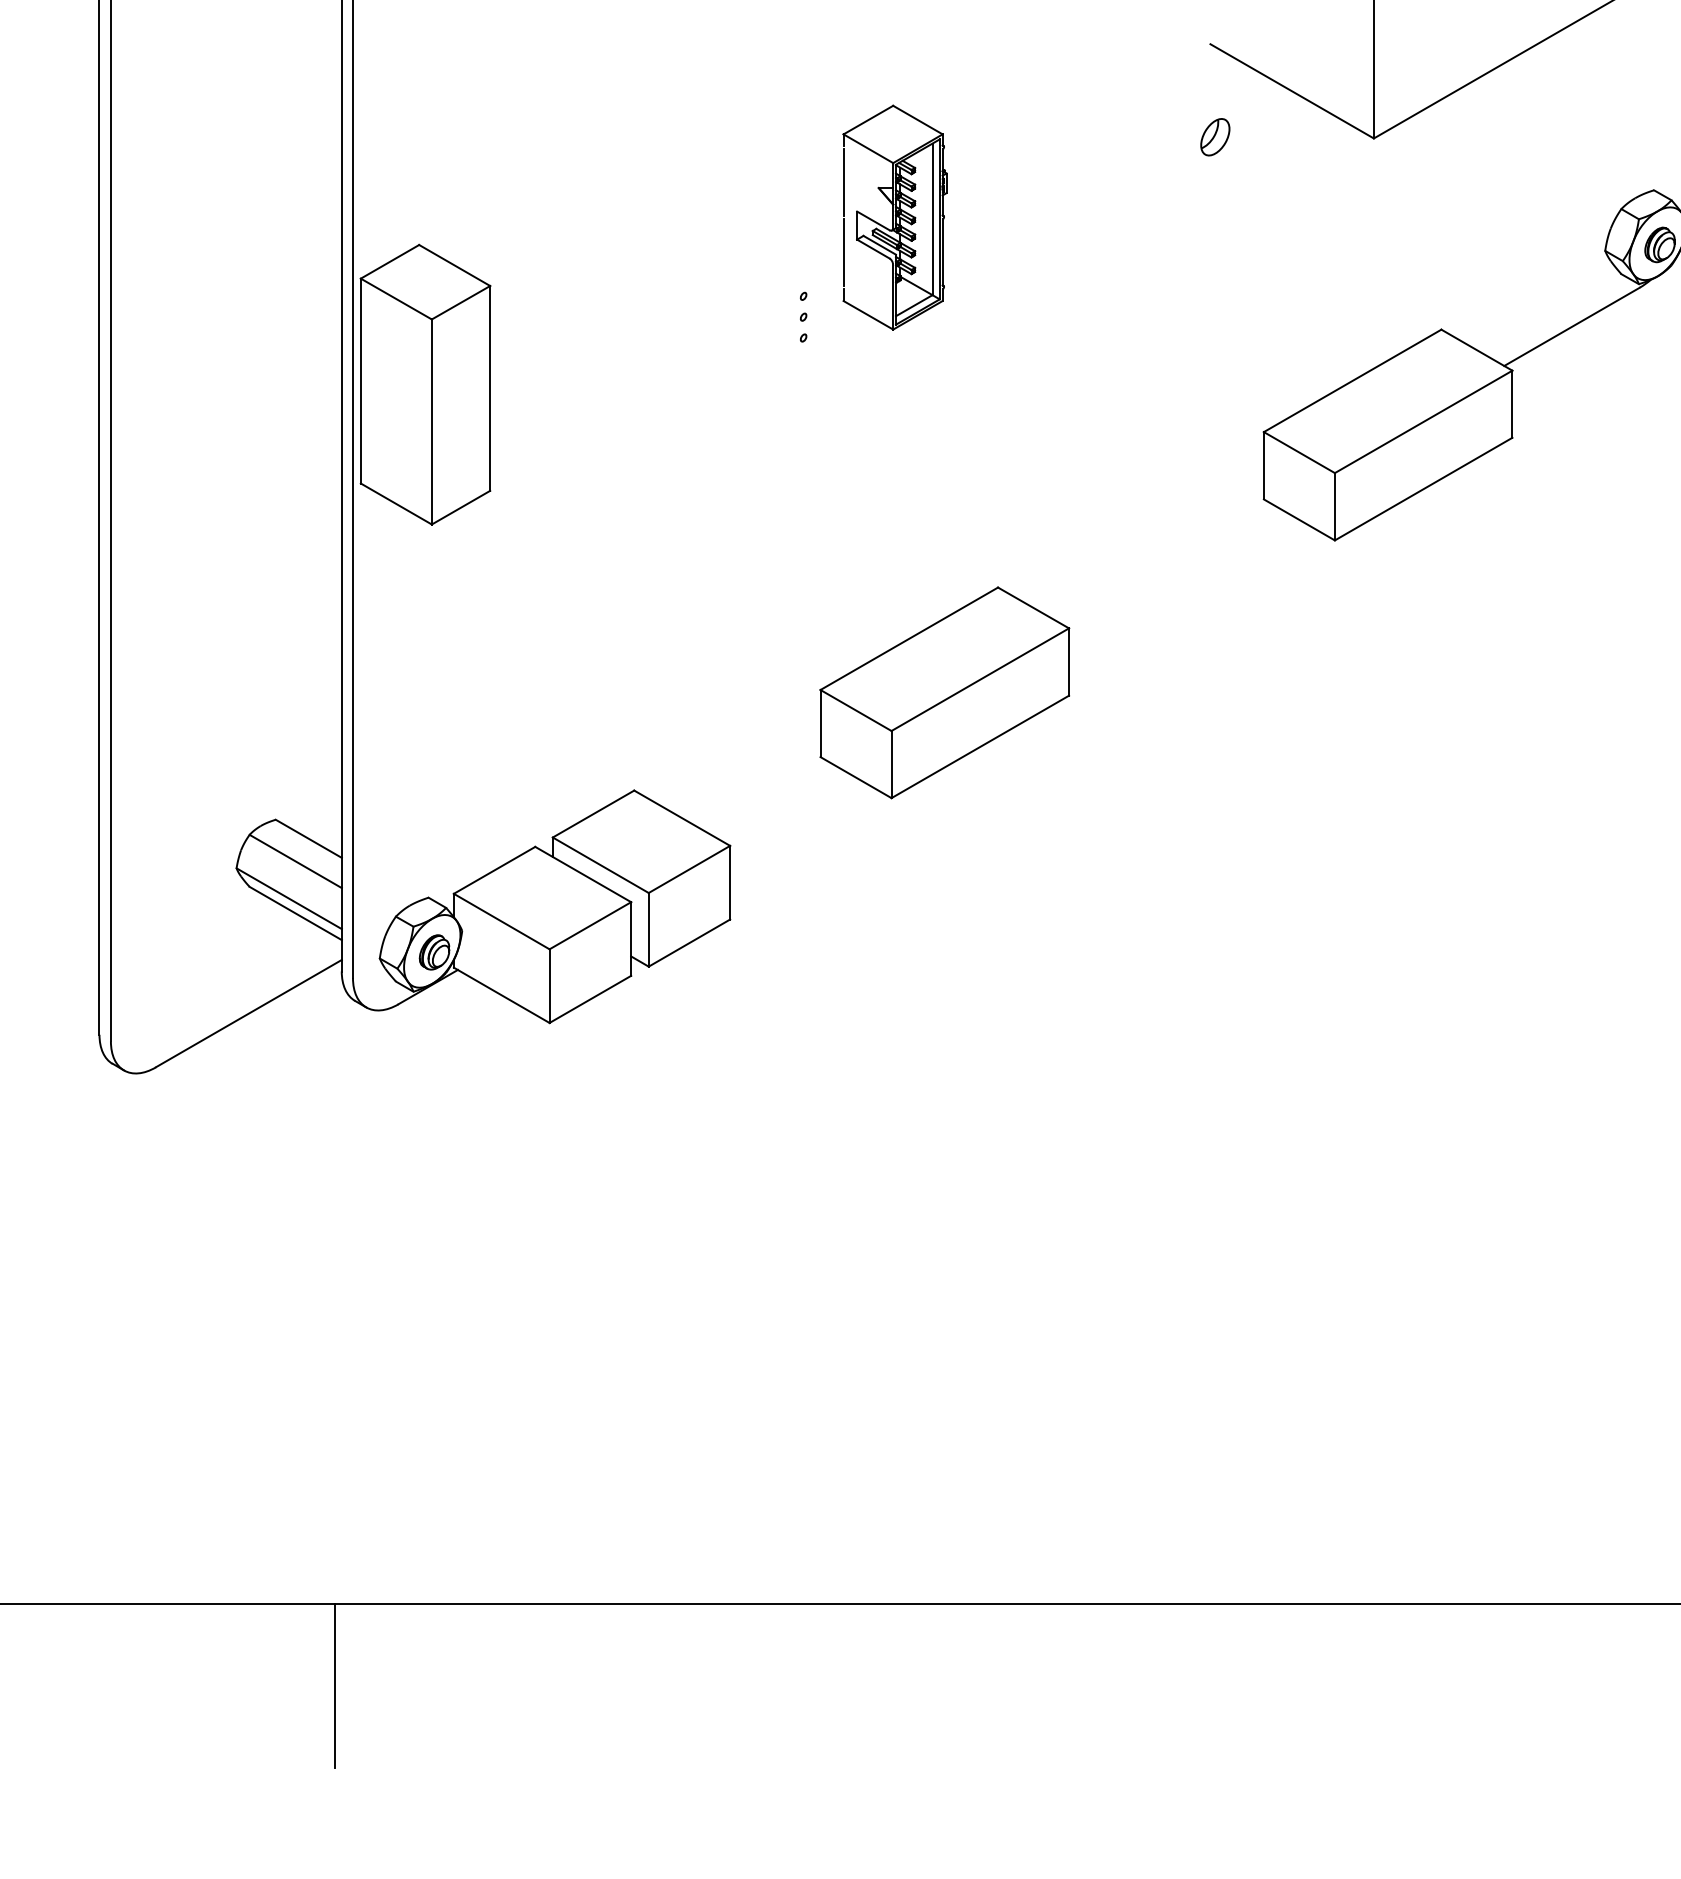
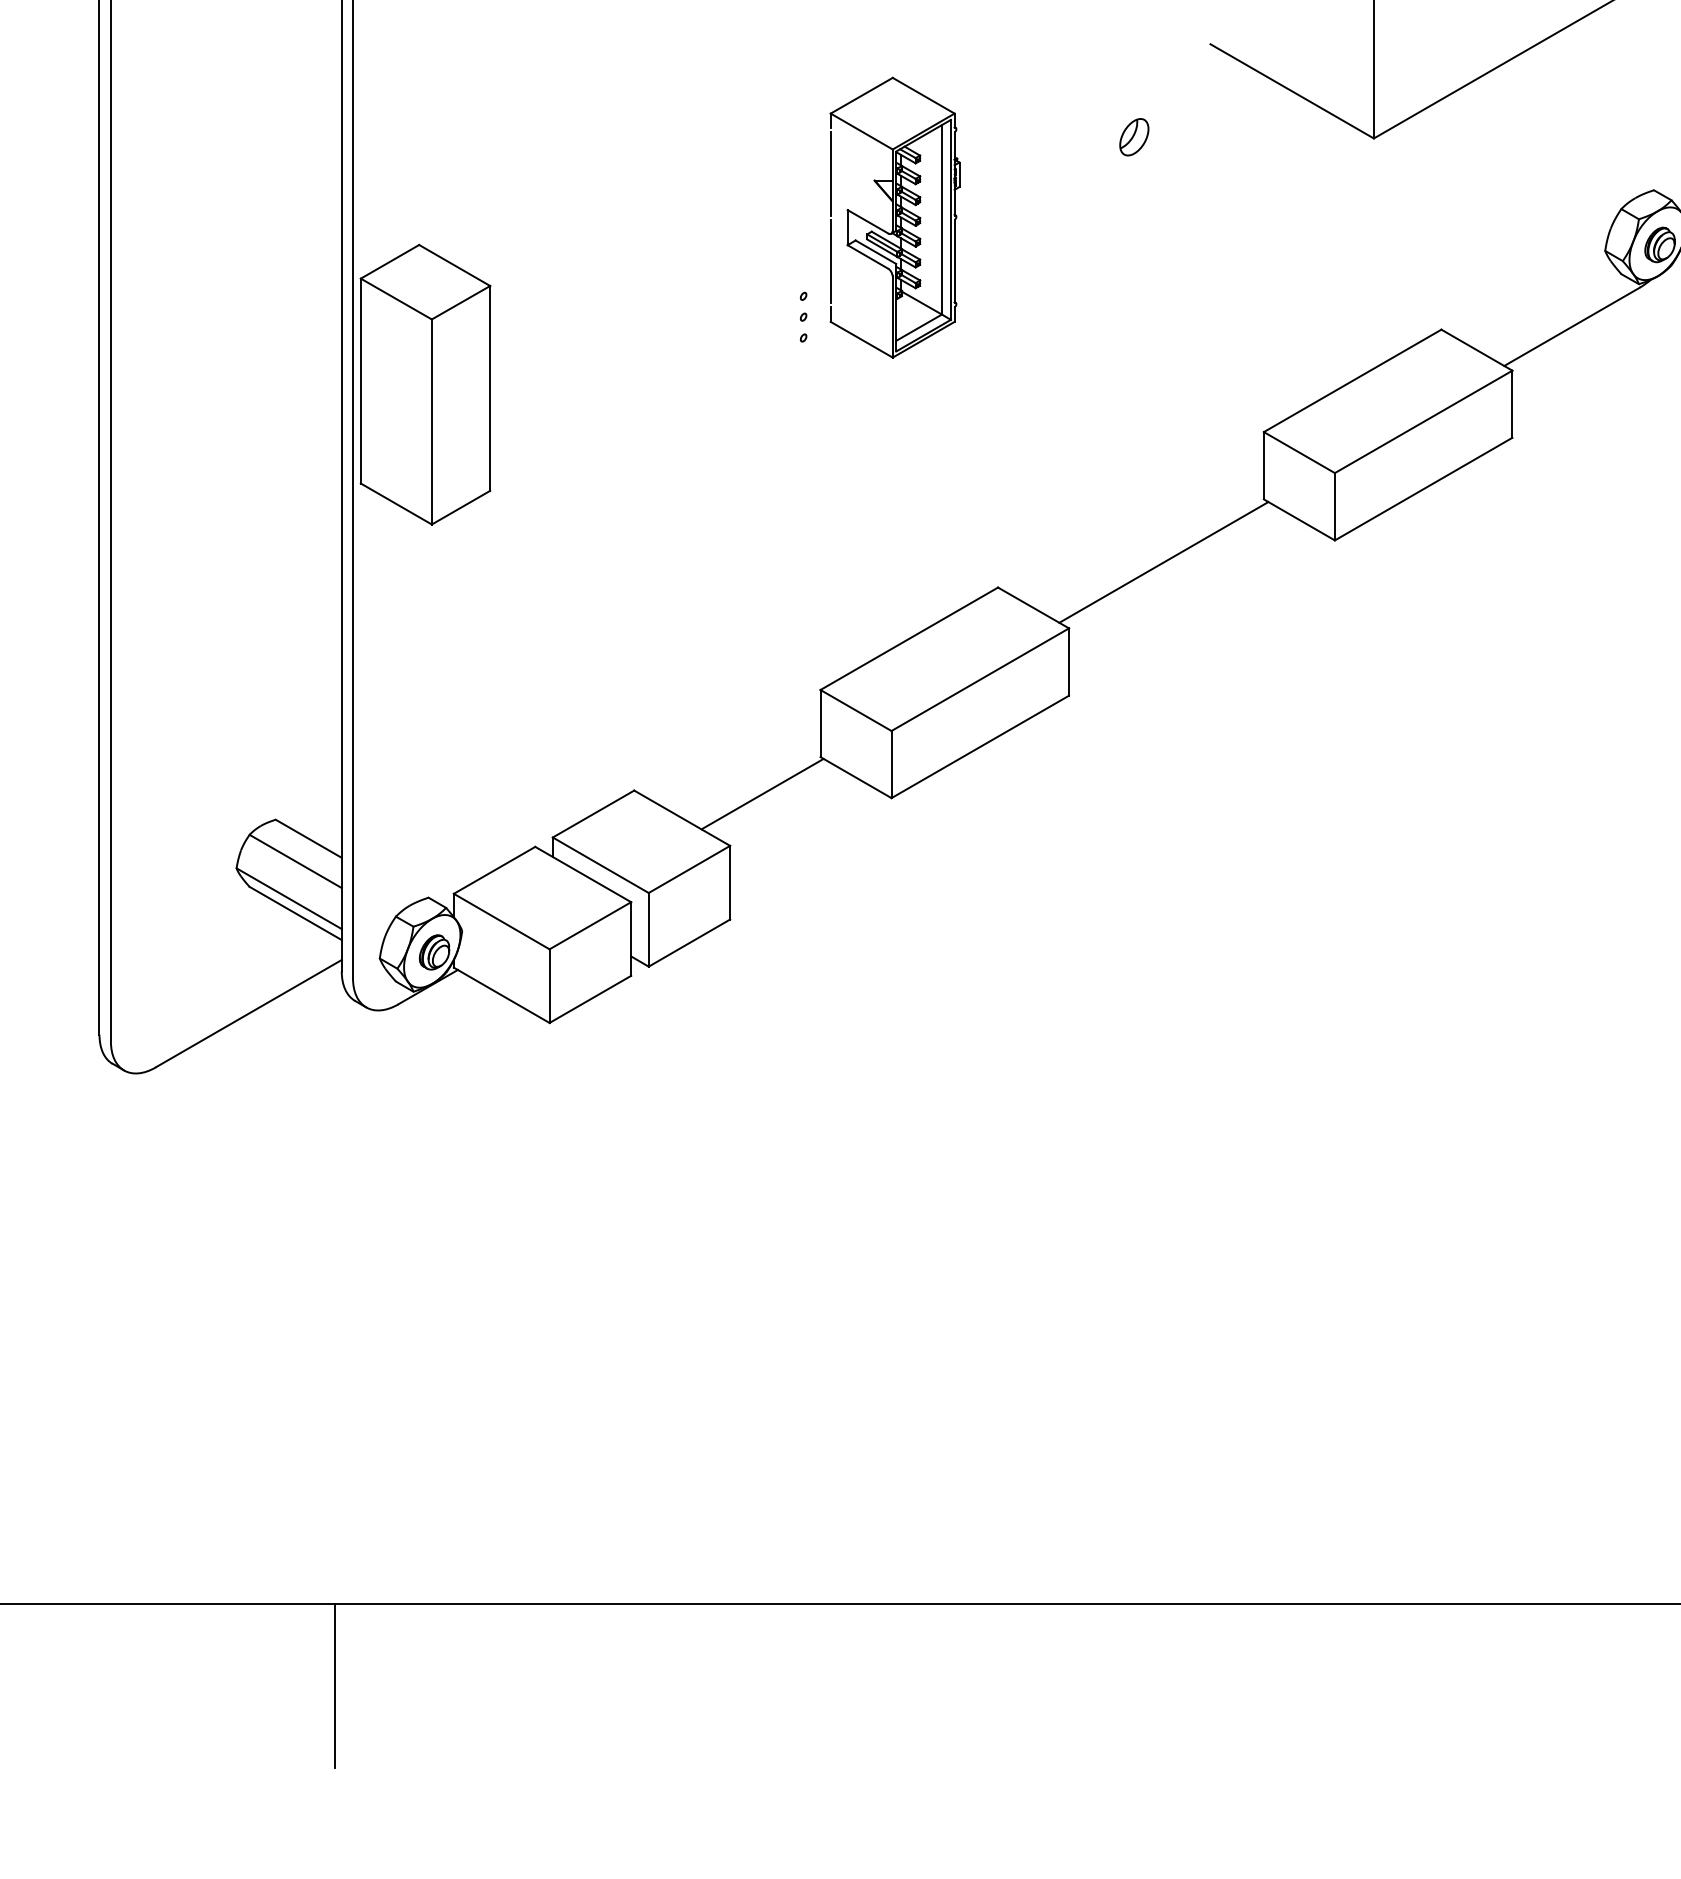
part position: (1215, 137) -> (1134, 137) (1134, 137)
part size: 106x227 px -> 132x283 px (894, 217)
line: none -> present (1163, 562)
line: none -> present (762, 793)
